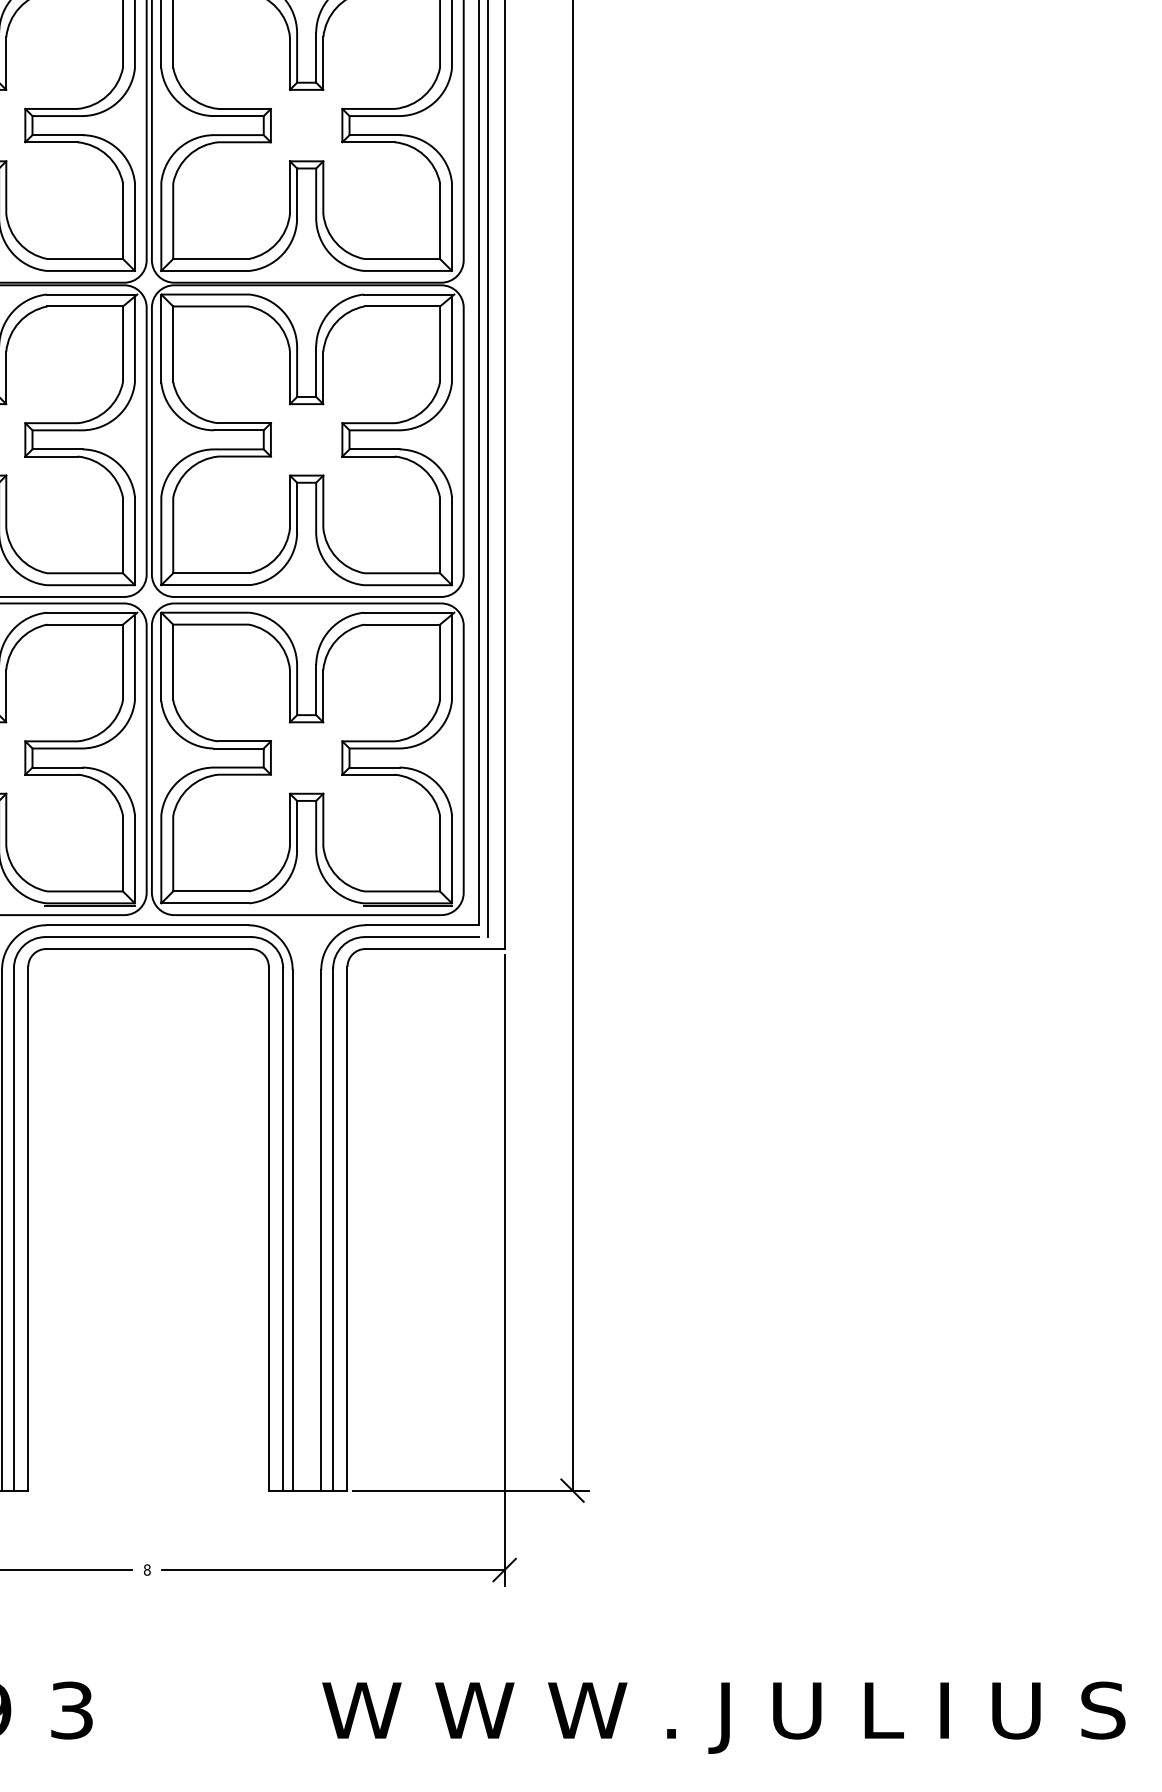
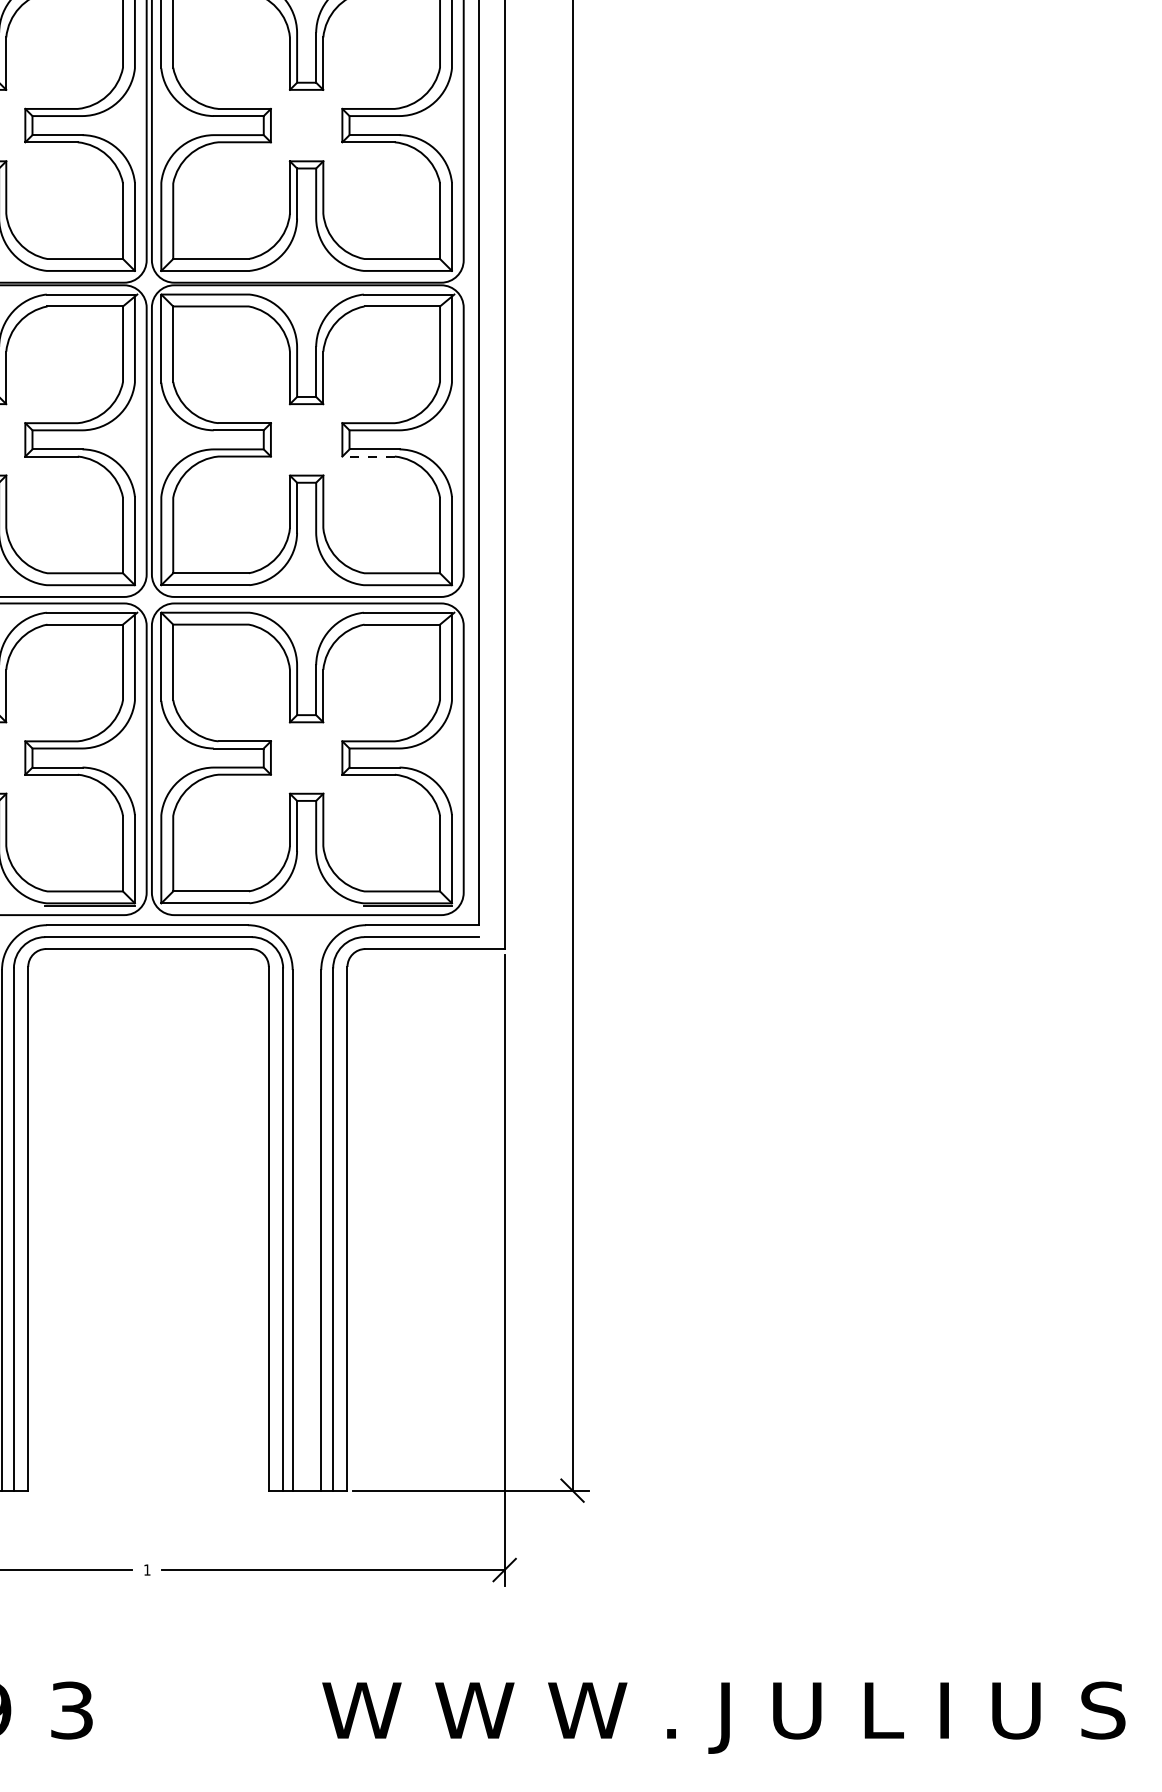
line: solid -> dashed (368, 456)
line: present -> none (488, 469)
text: 8 -> 1 (147, 1569)
